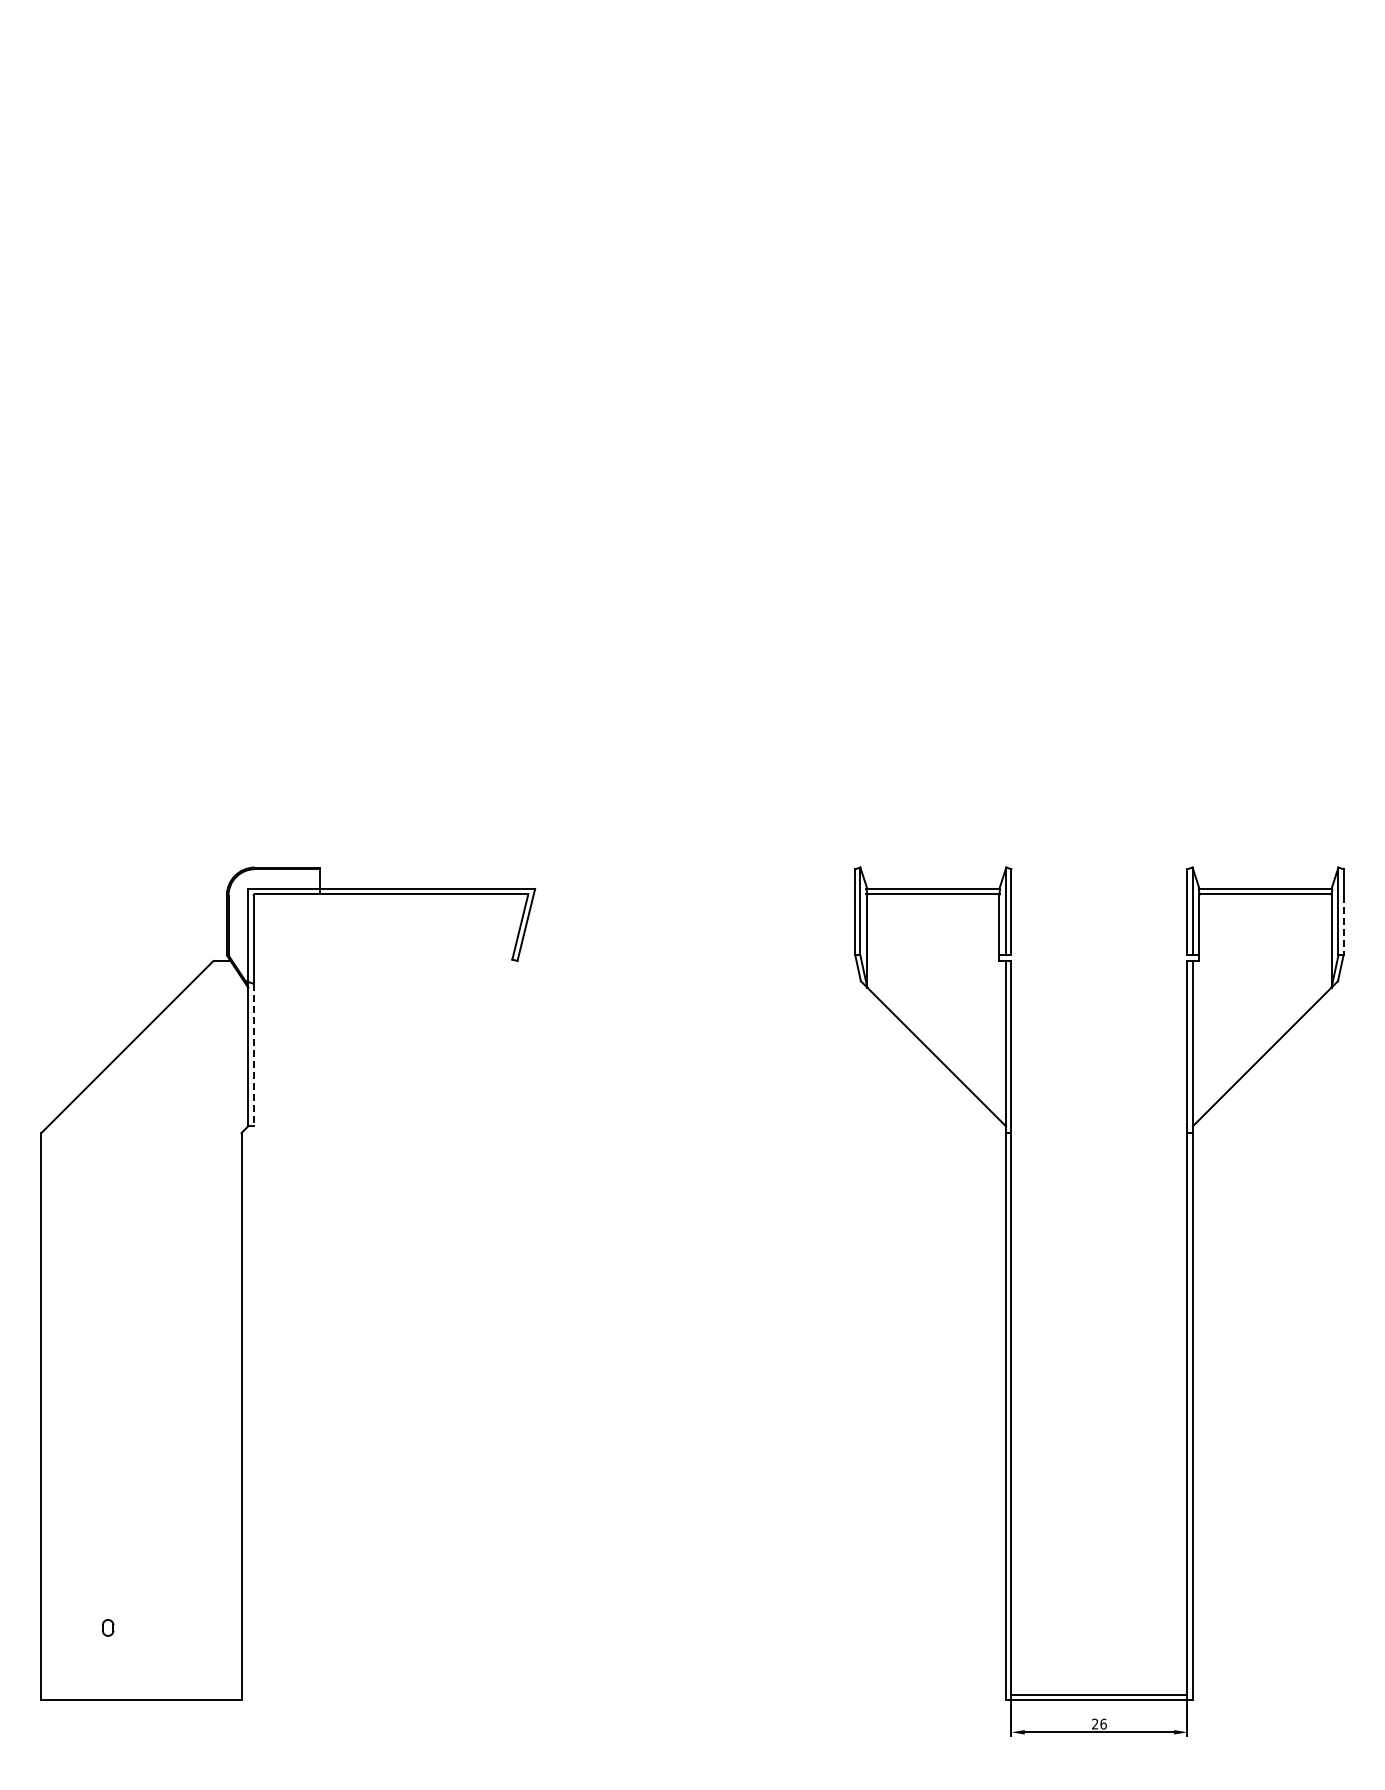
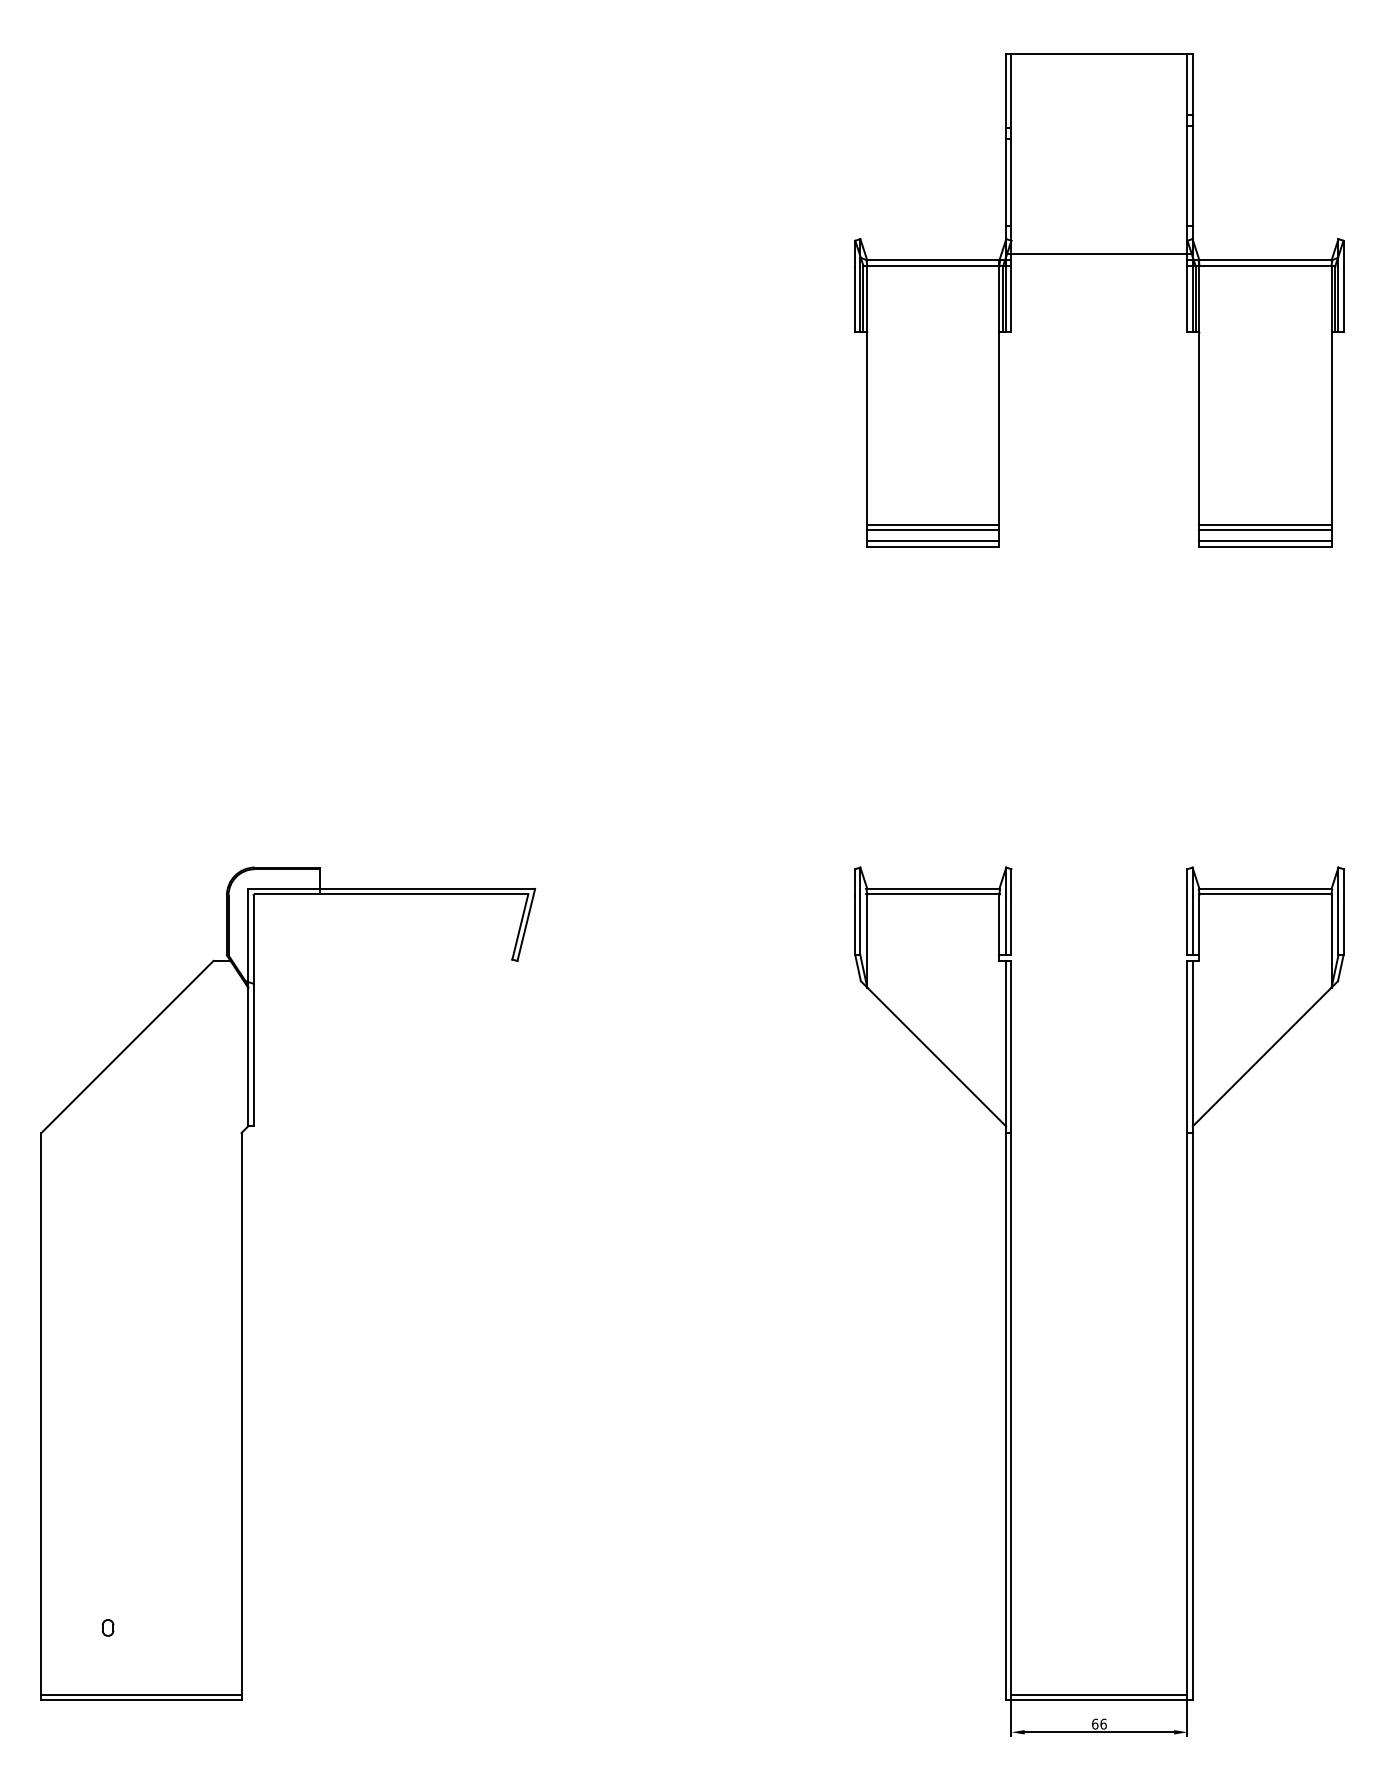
part: none -> present (1099, 254)
line: dashed -> solid (1343, 925)
line: dashed -> solid (253, 1055)
line: none -> present (141, 1694)
text: 26 -> 66 (1095, 1723)
